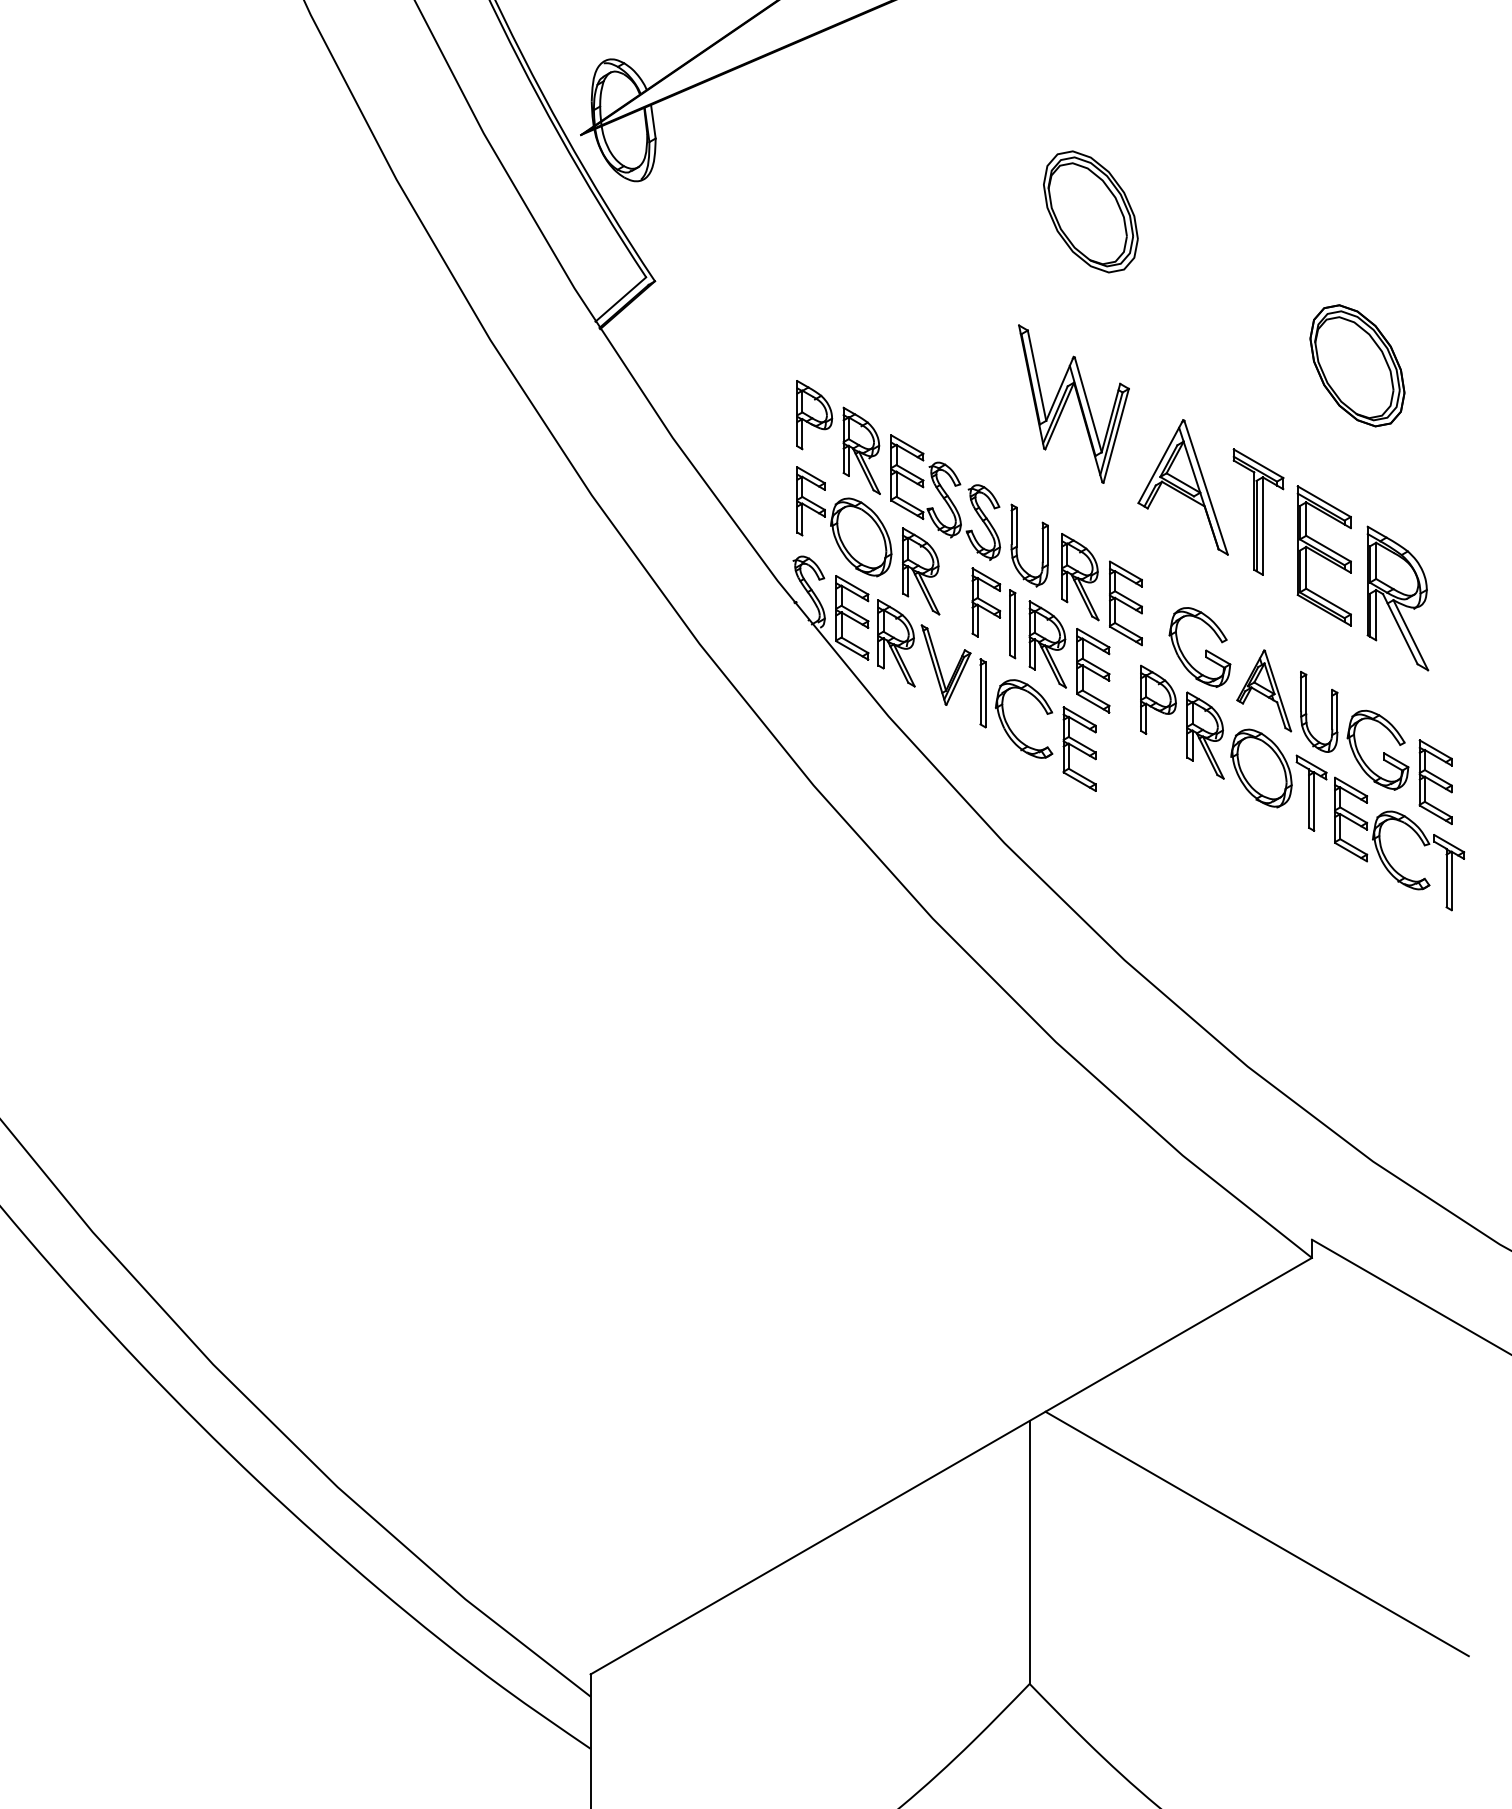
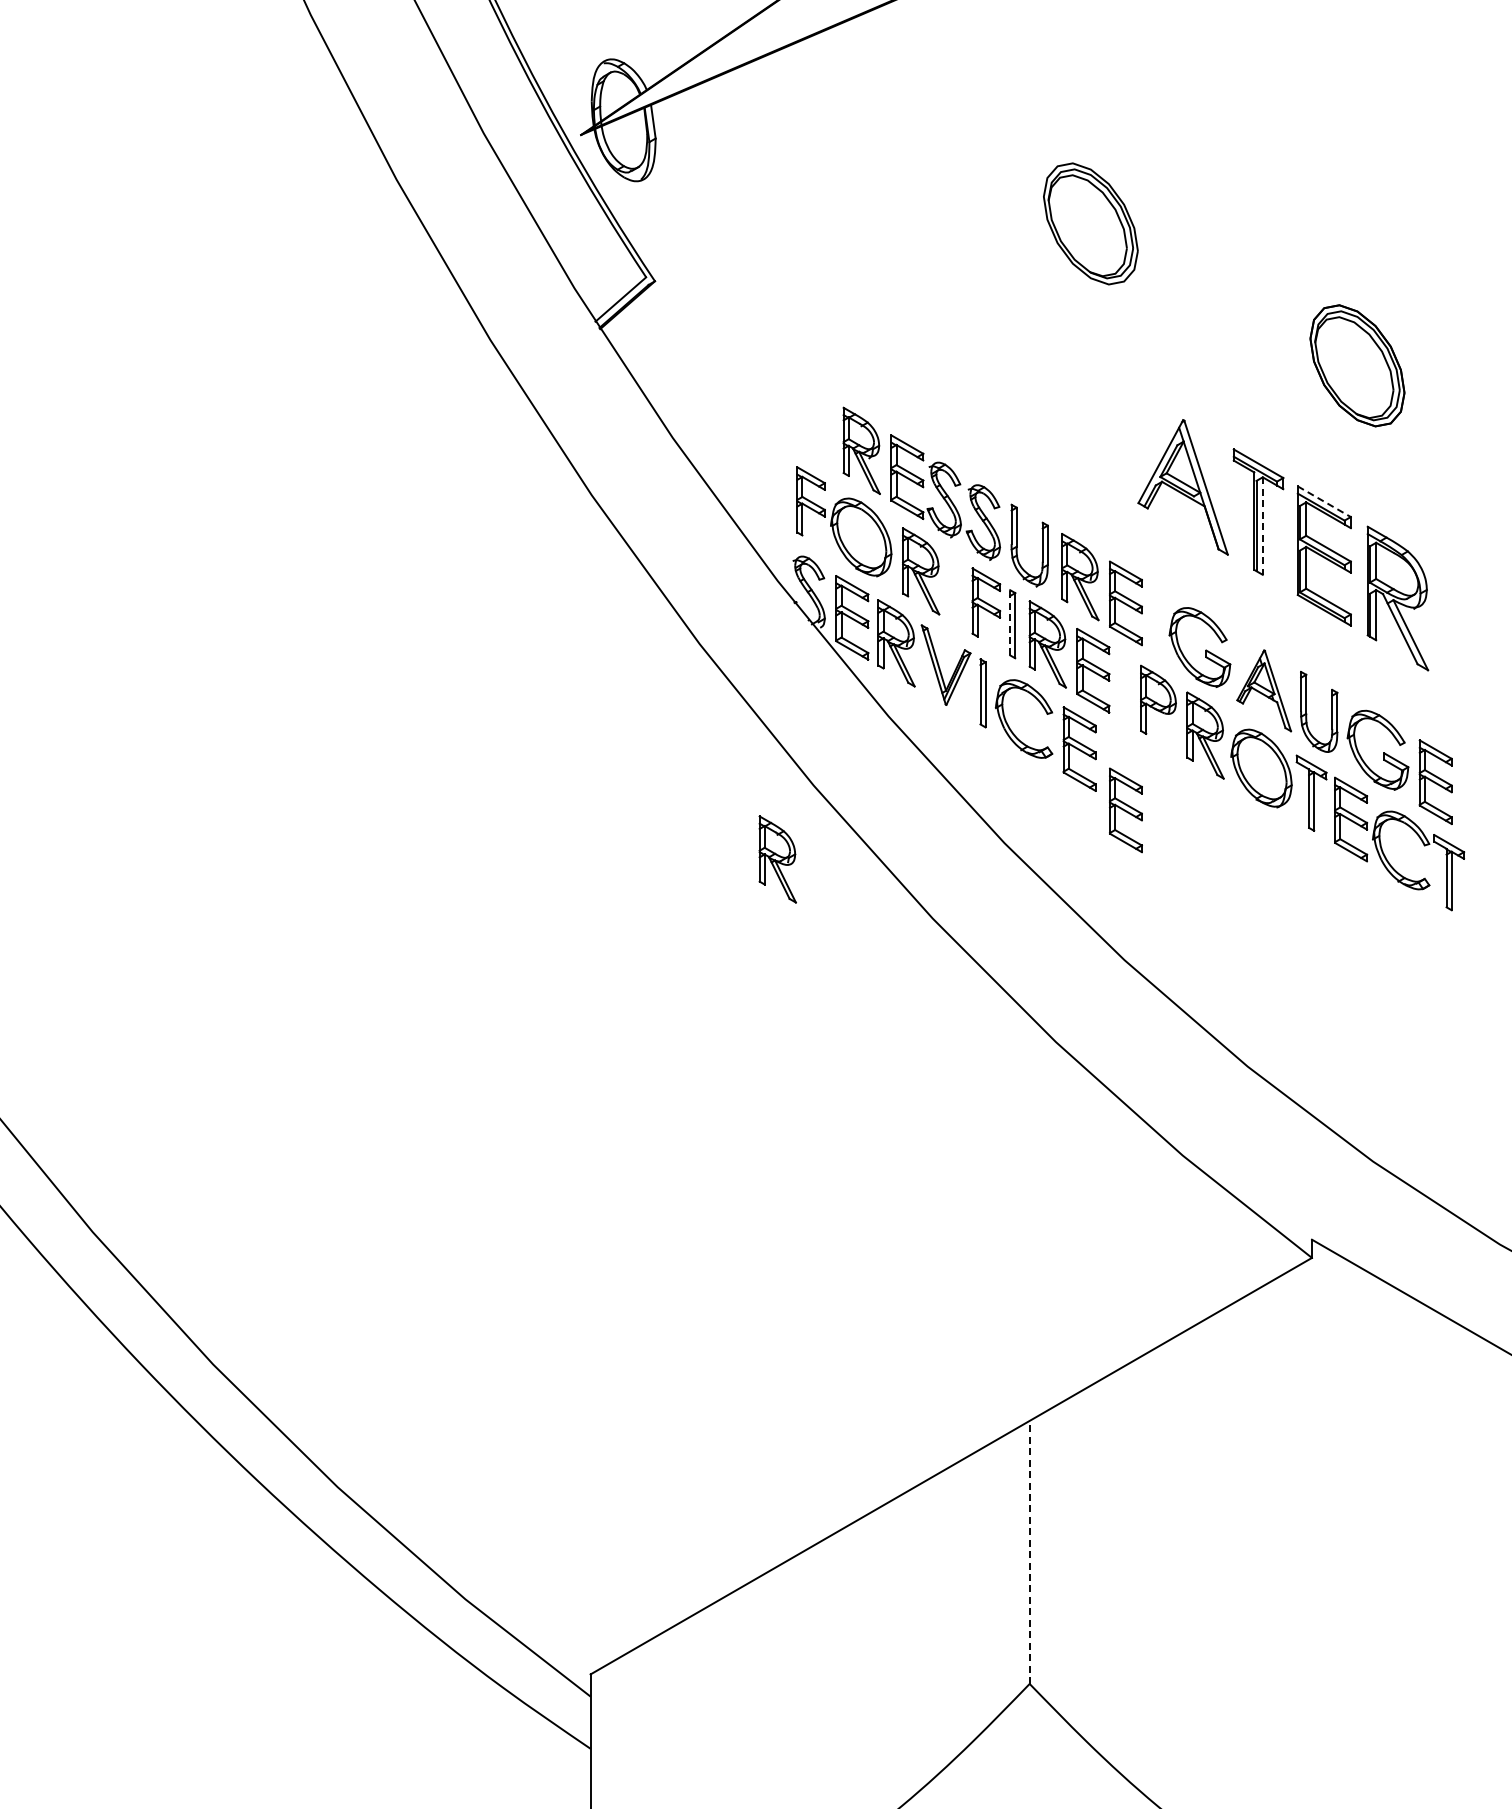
part position: (1090, 211) -> (1090, 223) (1090, 223)
part: present -> none (1073, 403)
part: present -> none (814, 415)
line: solid -> dashed (1324, 501)
line: solid -> dashed (1262, 526)
line: solid -> dashed (1010, 622)
part: none -> present (1125, 810)
part: none -> present (777, 859)
line: present -> none (1256, 1533)
line: solid -> dashed (1029, 1552)
